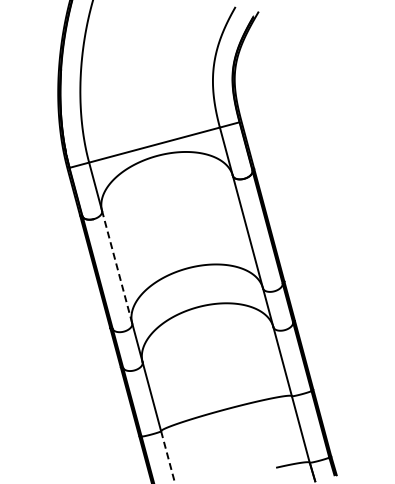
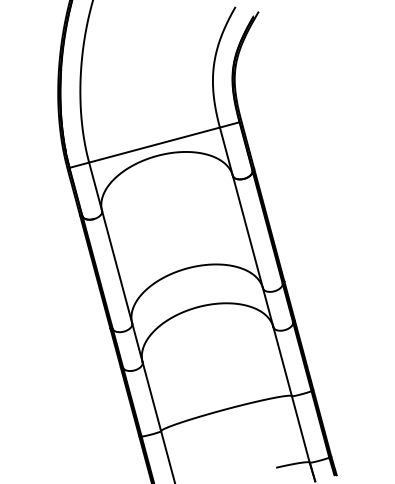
line: dashed -> solid (117, 266)
line: dashed -> solid (168, 457)
